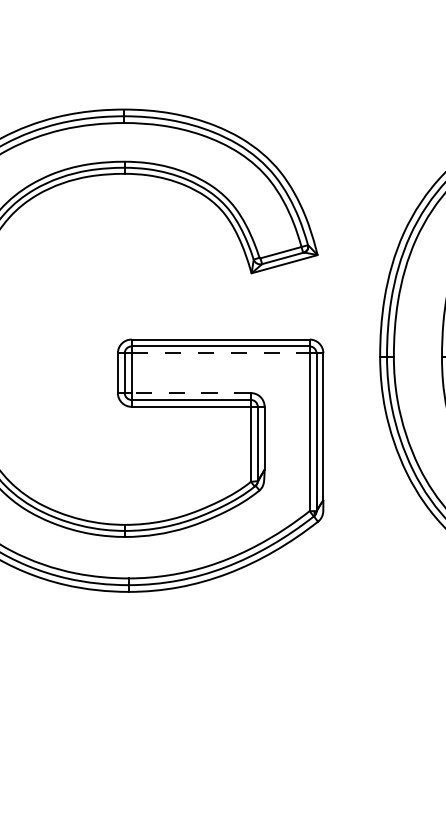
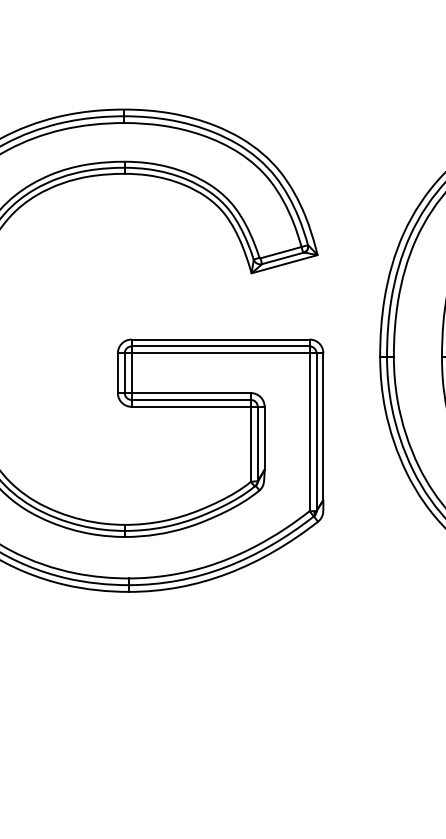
line: dashed -> solid (221, 353)
line: dashed -> solid (191, 393)
